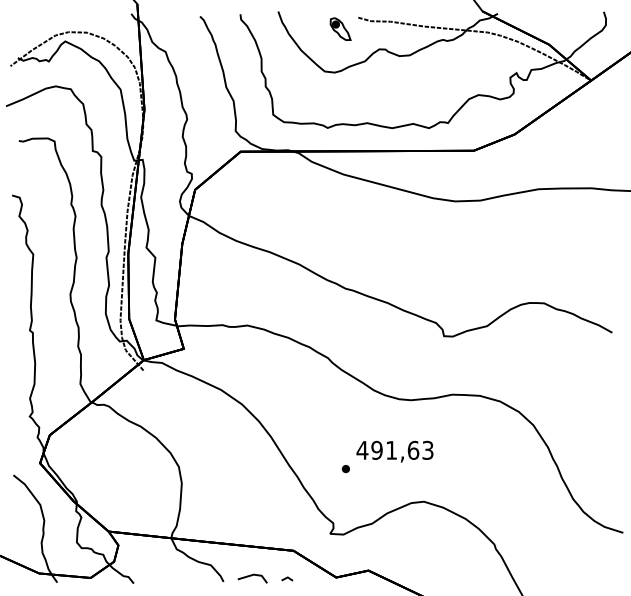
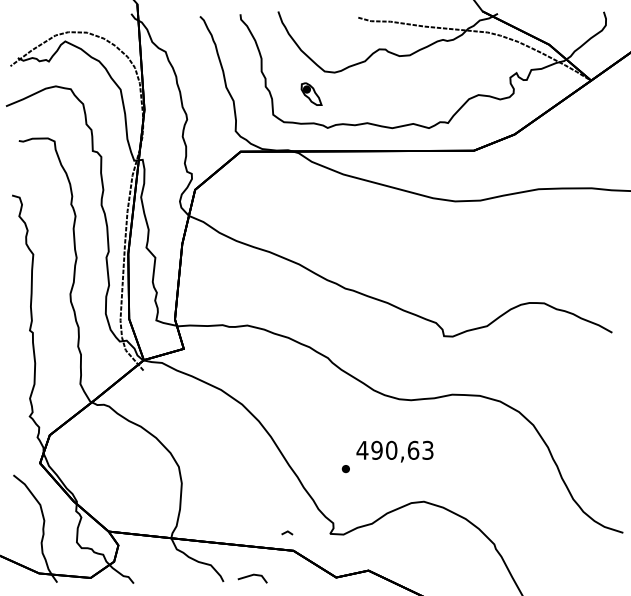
part position: (340, 28) -> (311, 93) (311, 93)
text: 491,63 -> 490,63 (391, 449)
line position: (287, 578) -> (287, 532) (287, 532)
